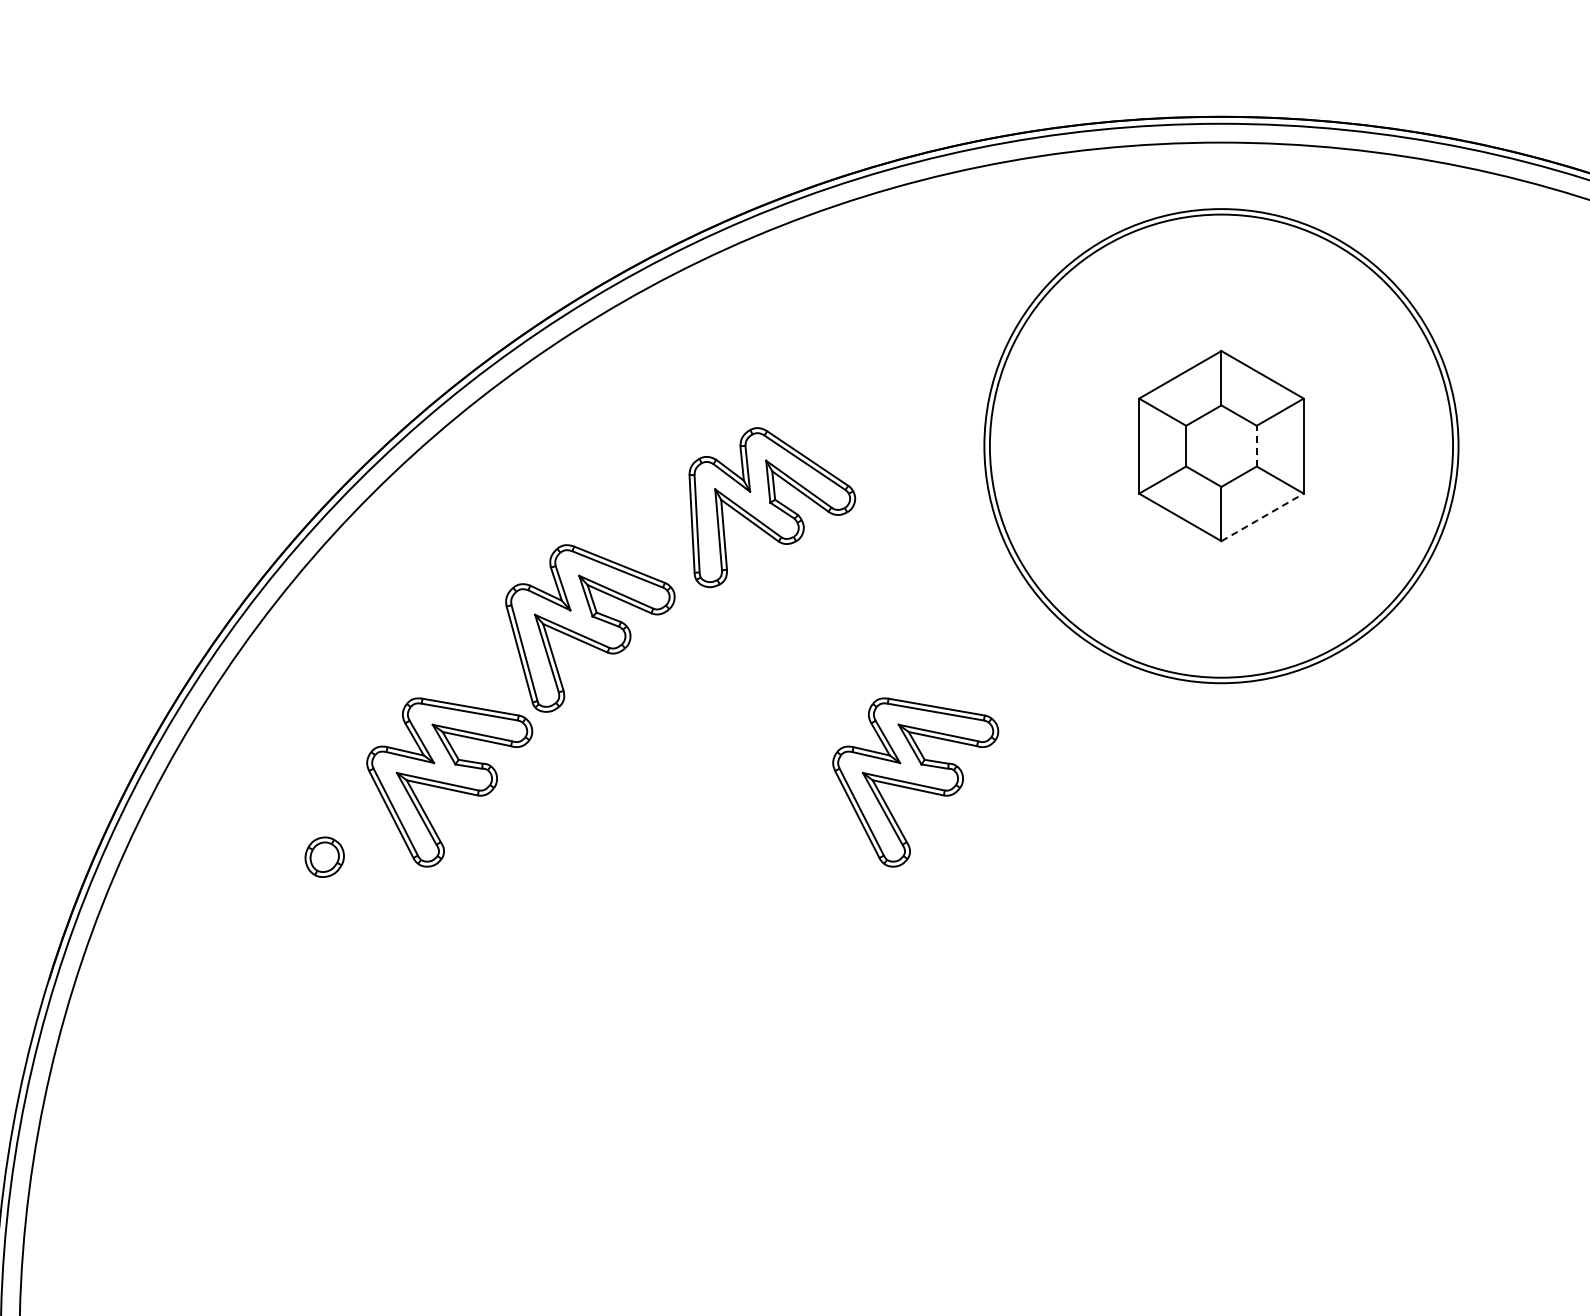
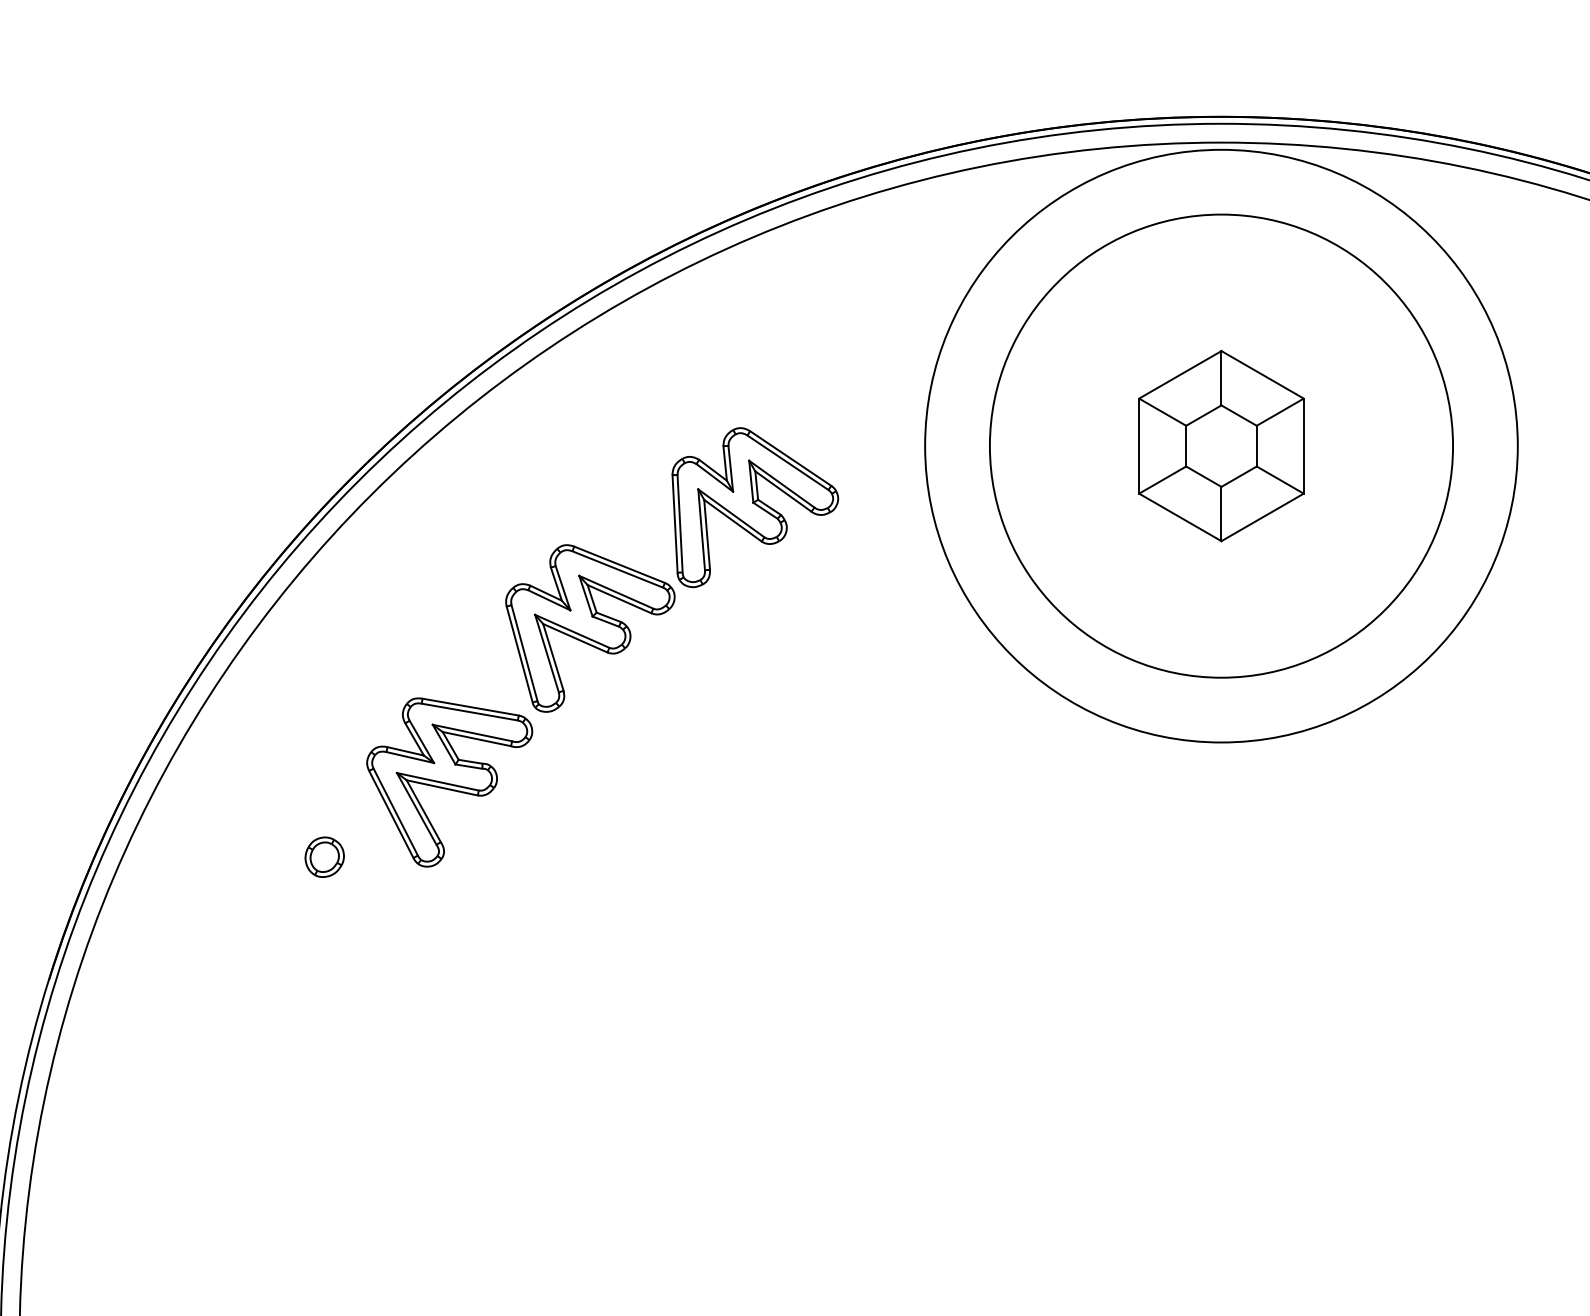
line: dashed -> solid (1256, 445)
circle diameter: 474 px -> 593 px (1221, 445)
part position: (772, 507) -> (755, 507) (755, 507)
line: dashed -> solid (1262, 517)
part: present -> none (915, 782)
